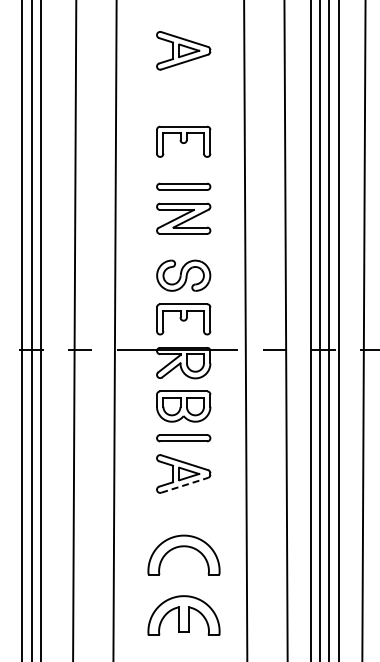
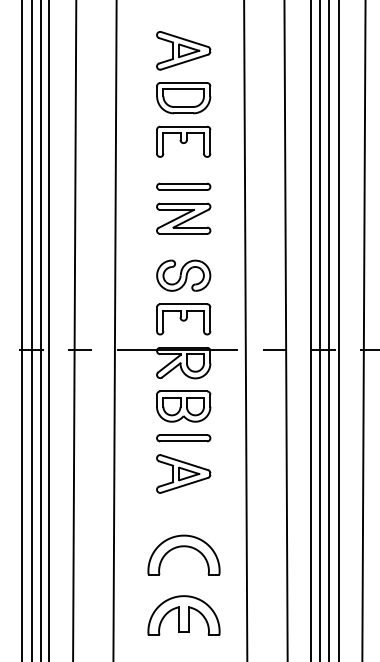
part: none -> present (183, 98)
line: none -> present (49, 330)
line: dashed -> solid (184, 485)
